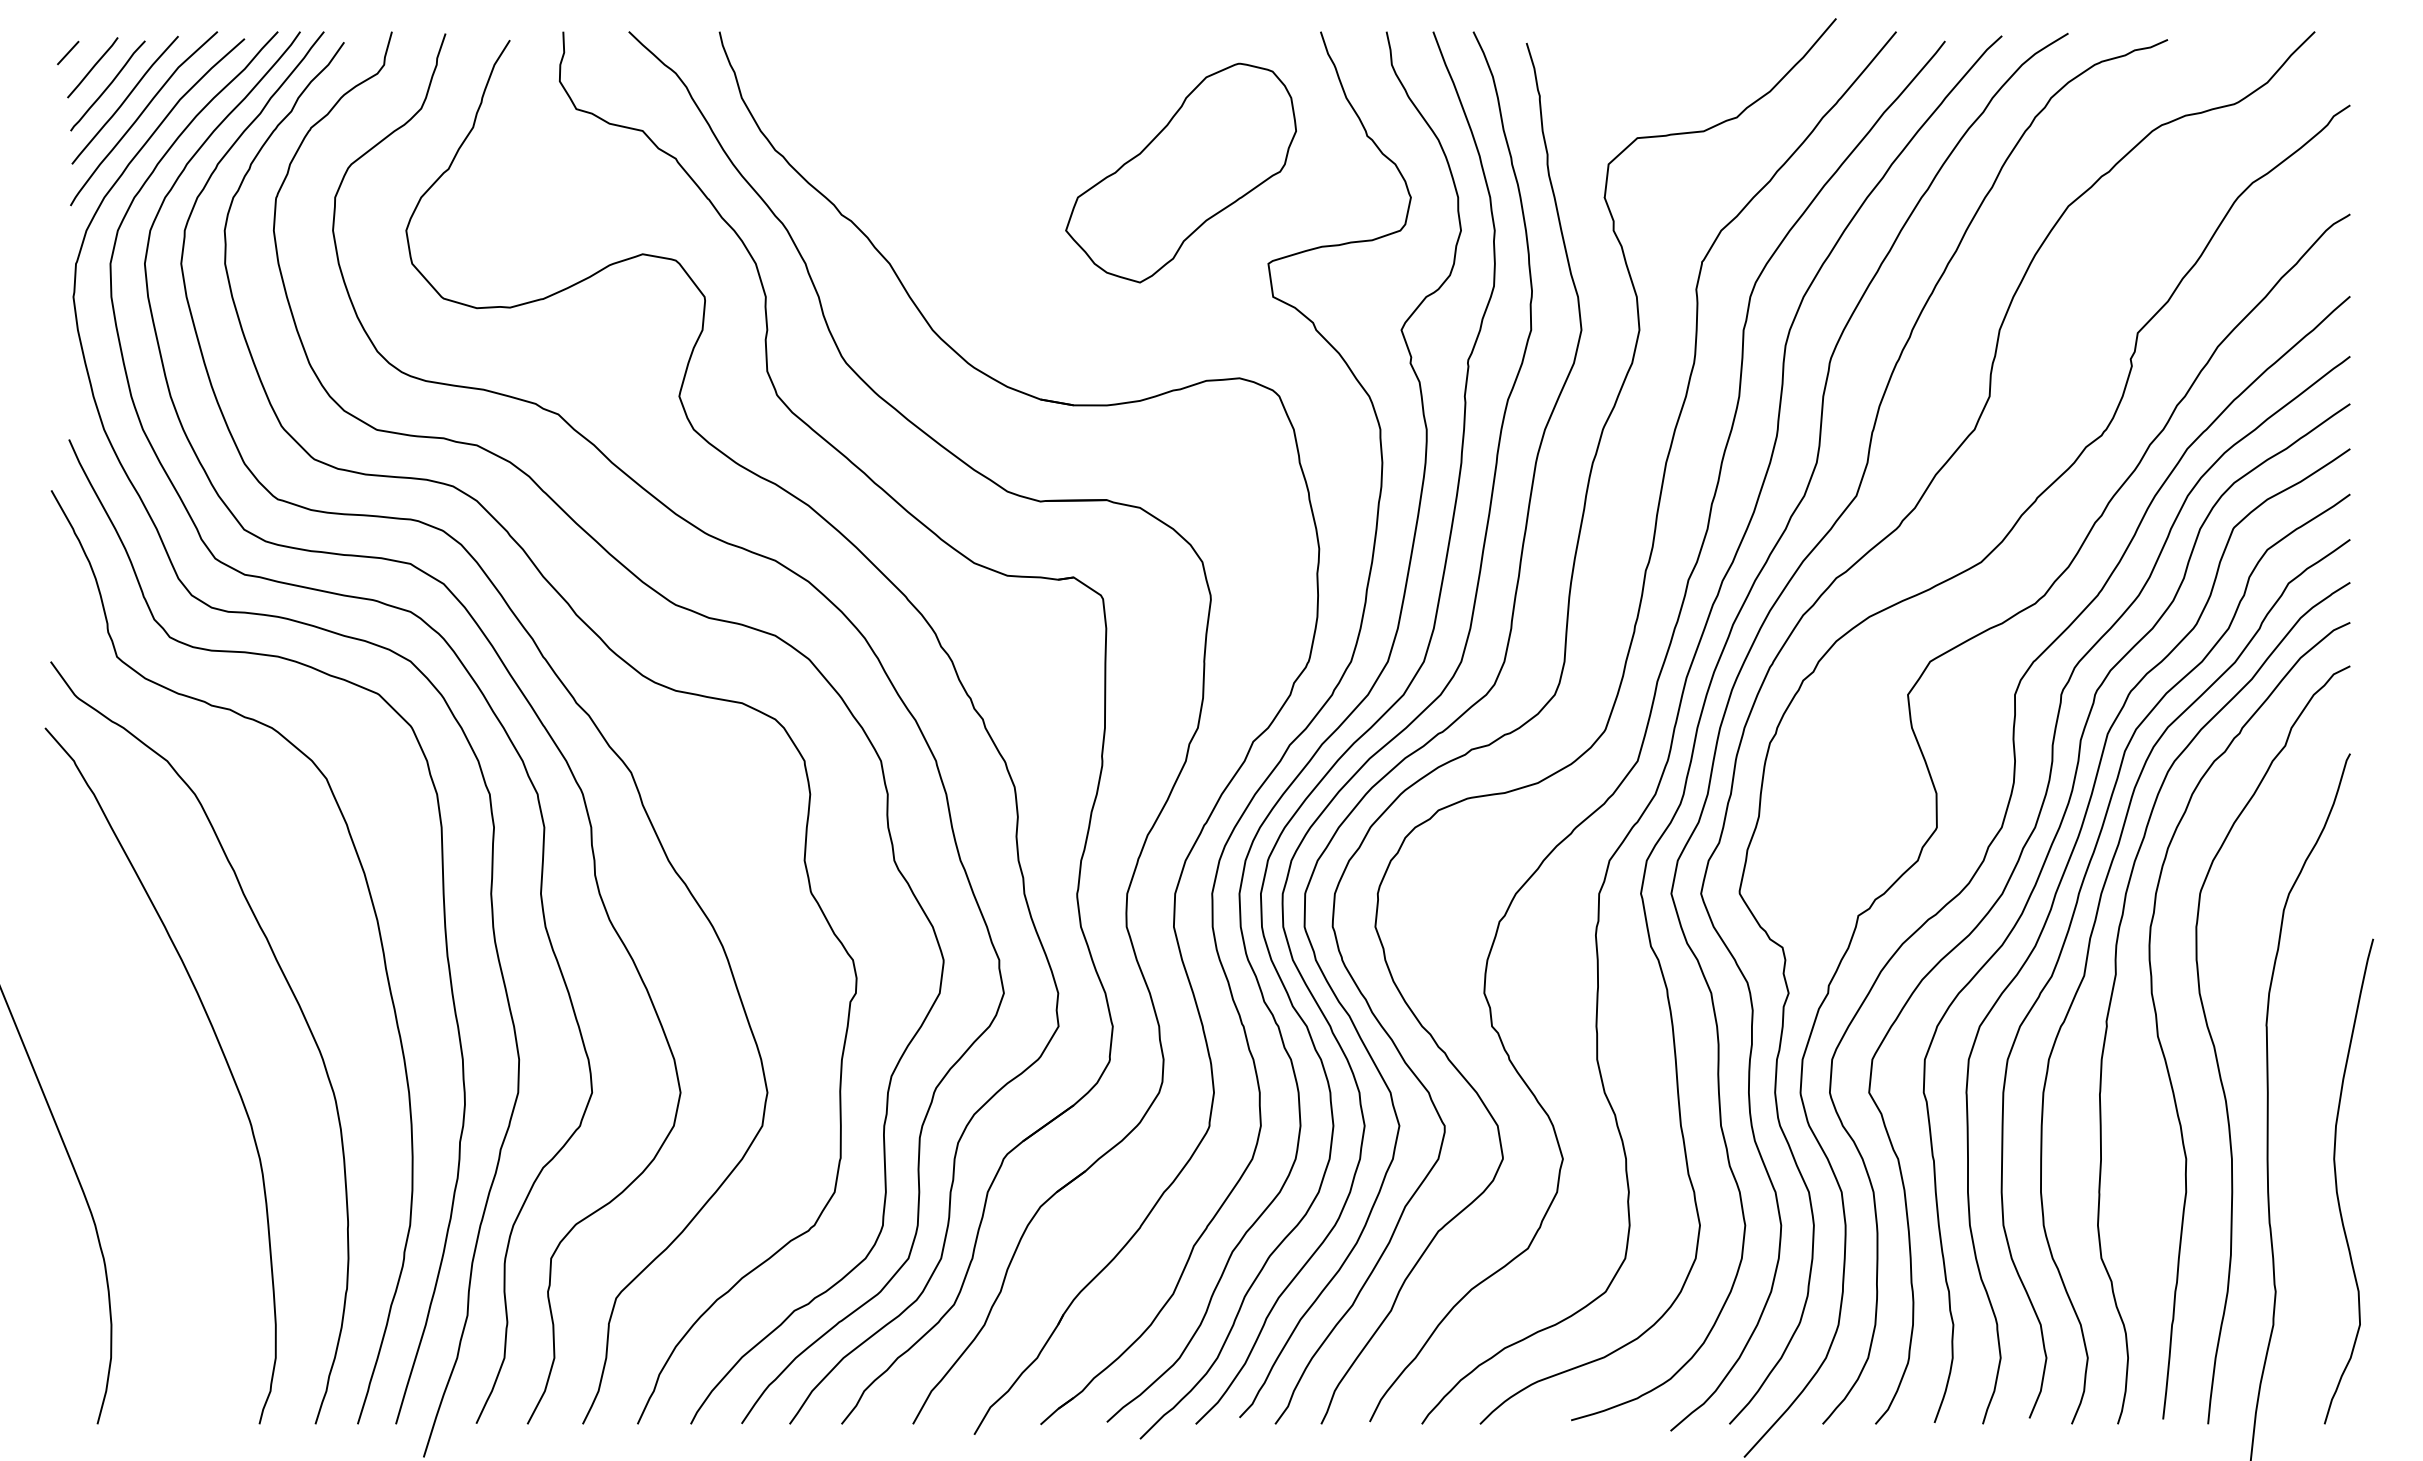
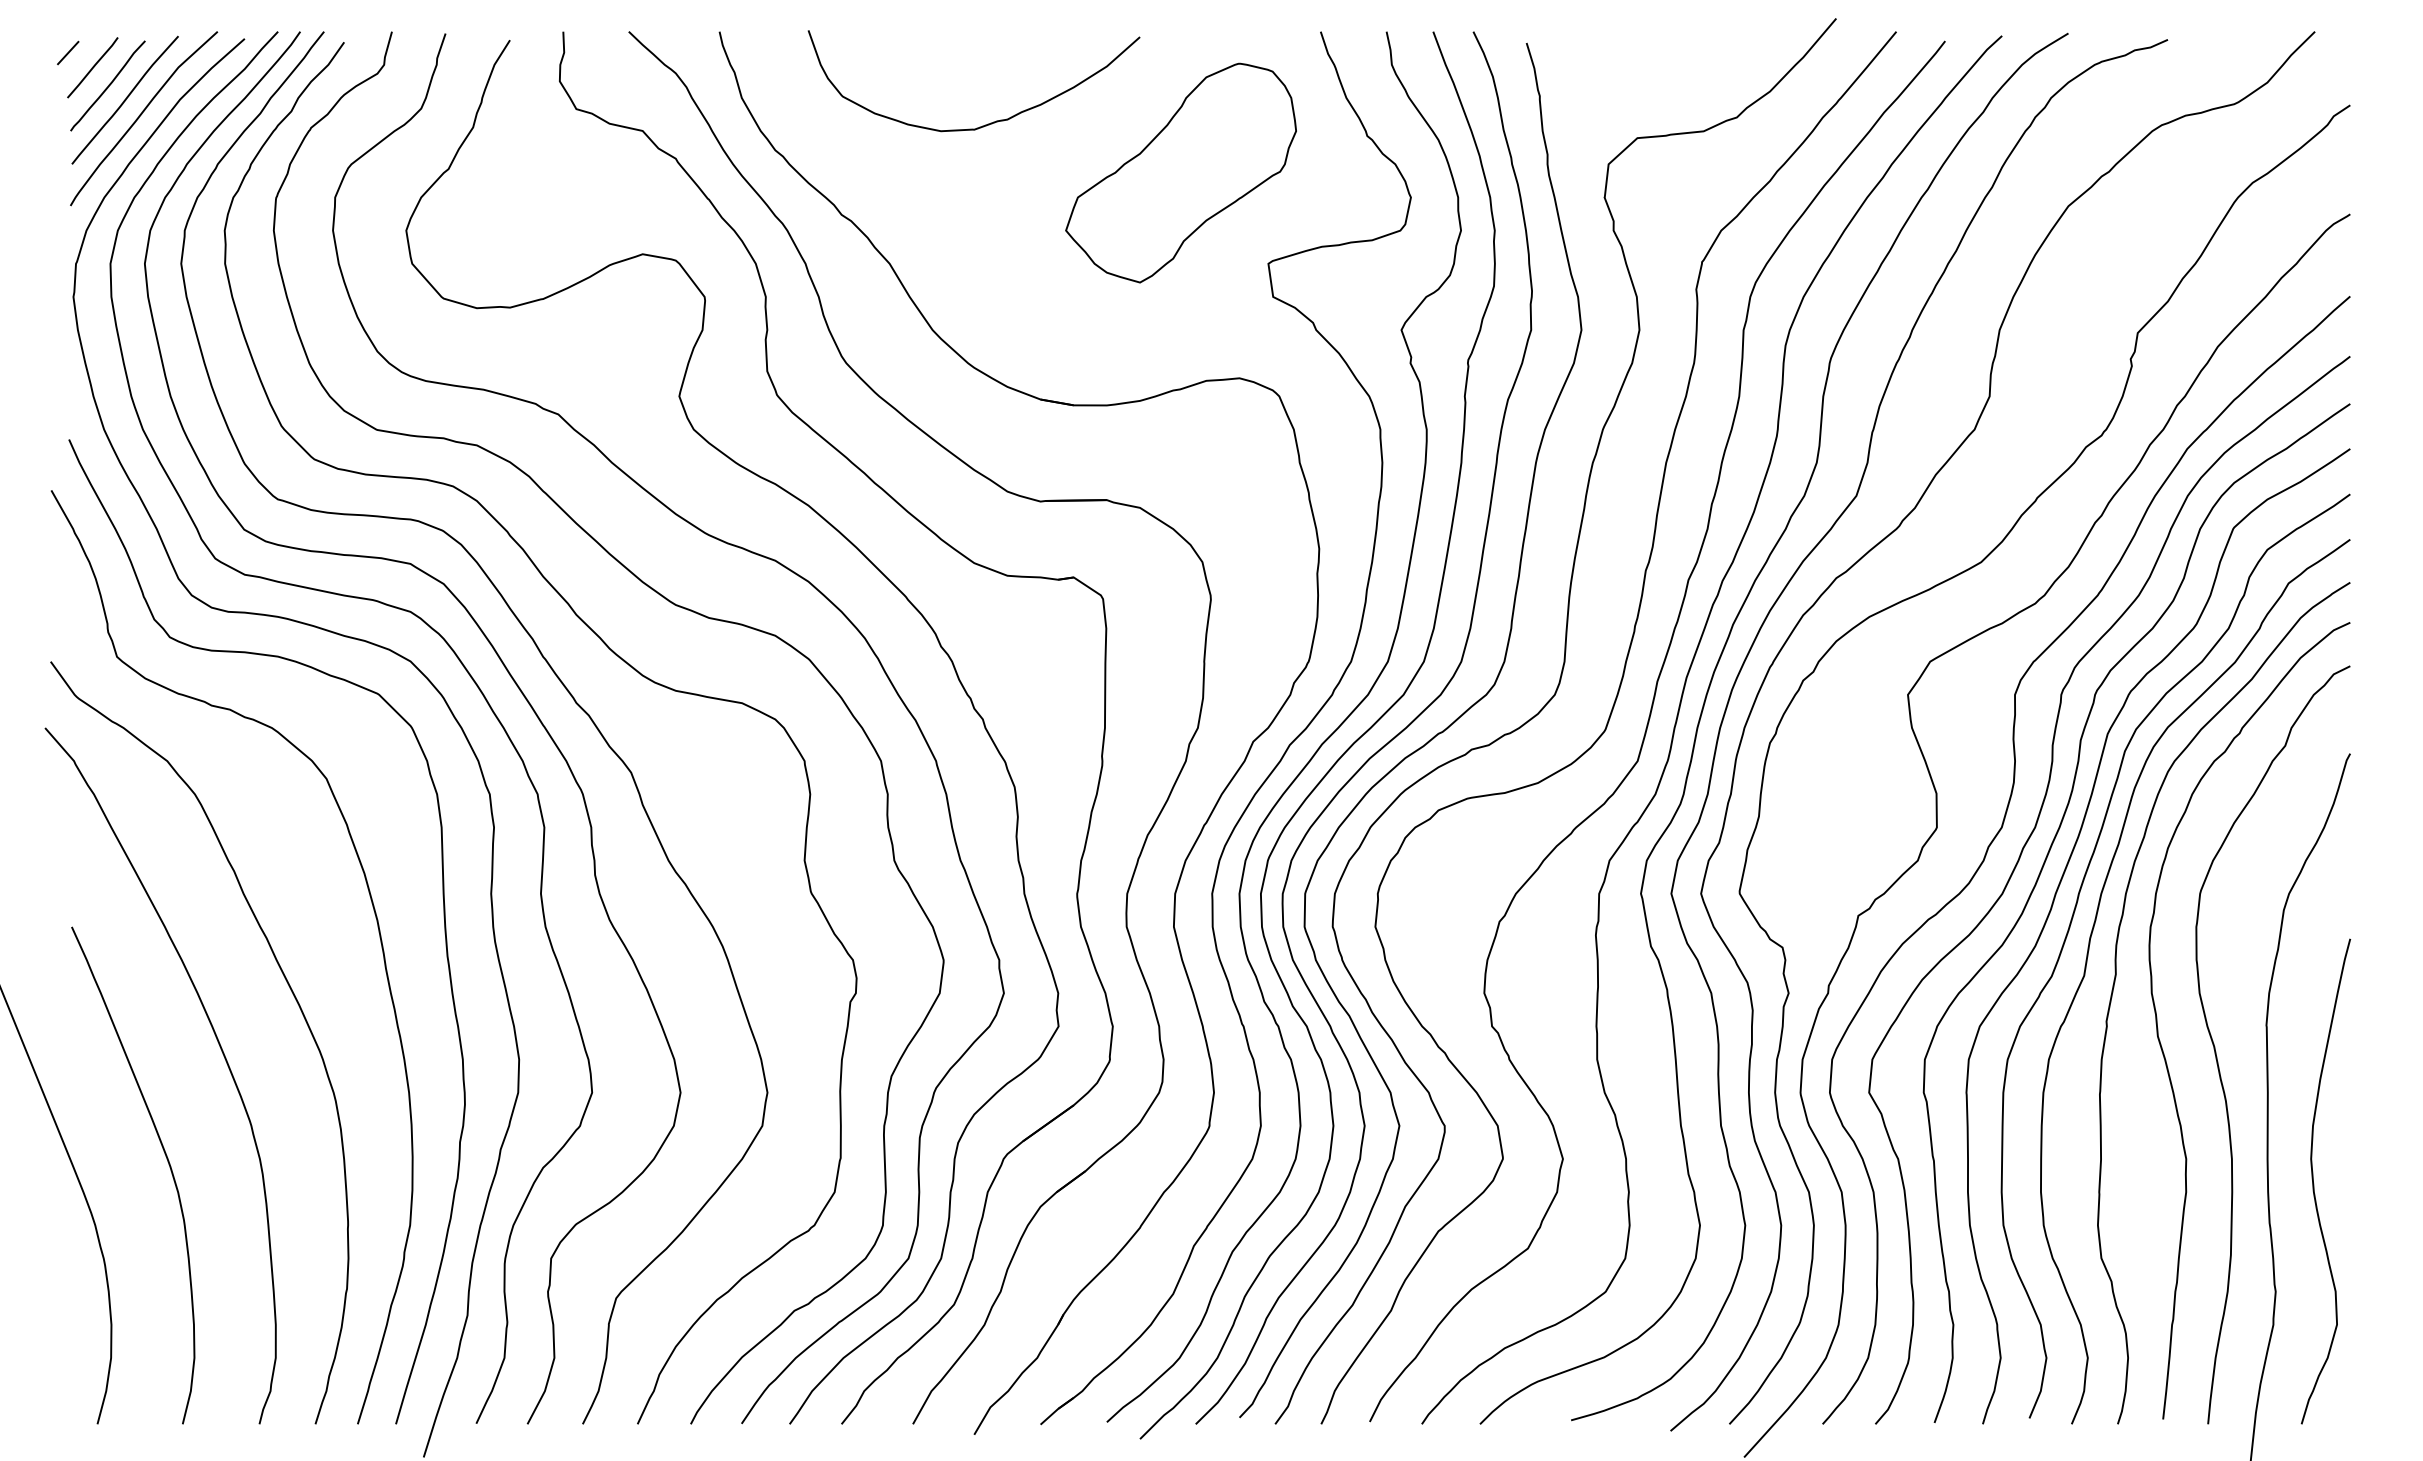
curve: none -> present (990, 122)
curve: none -> present (167, 1162)
curve position: (2337, 1183) -> (2314, 1183) (2314, 1183)
